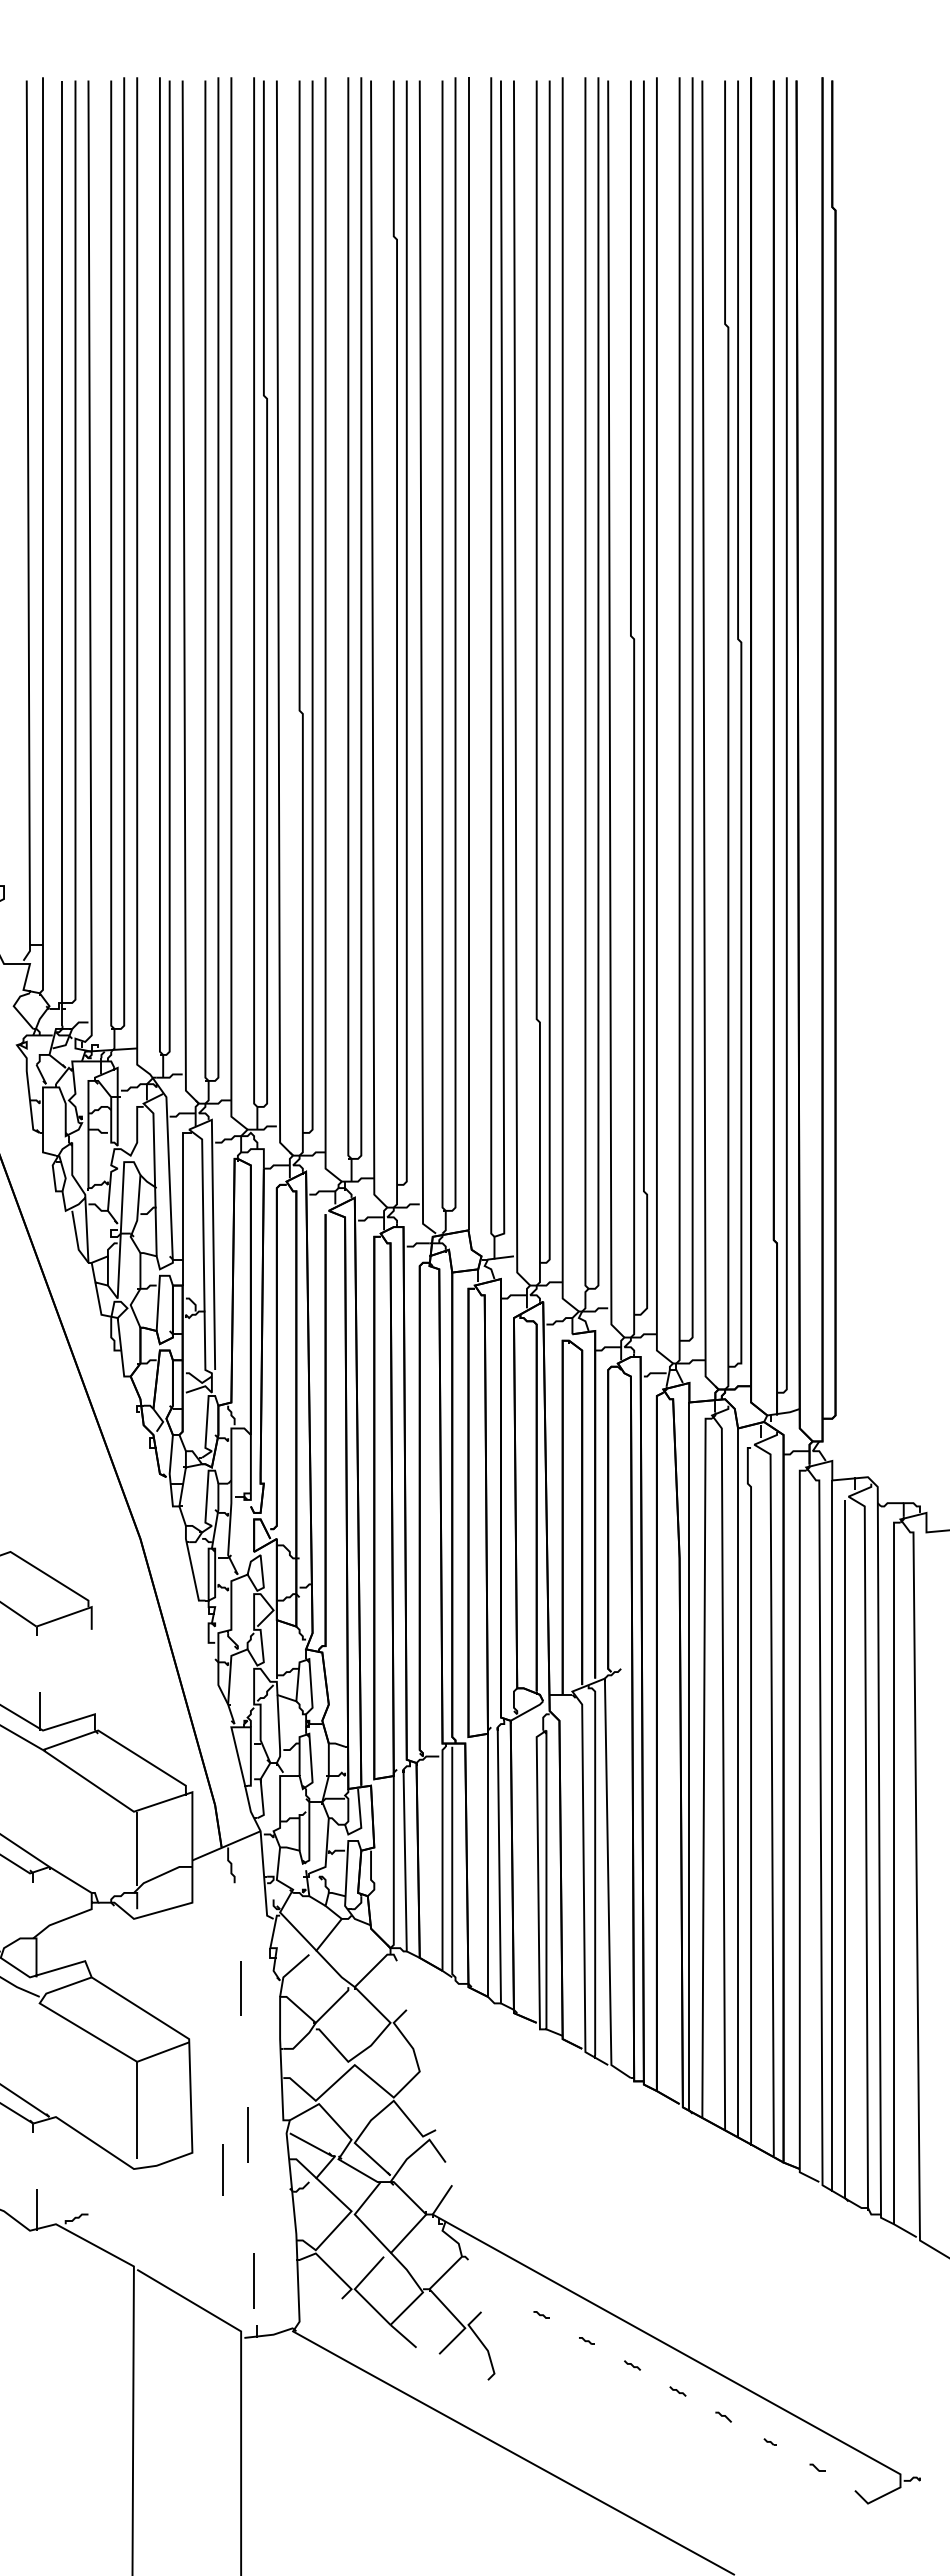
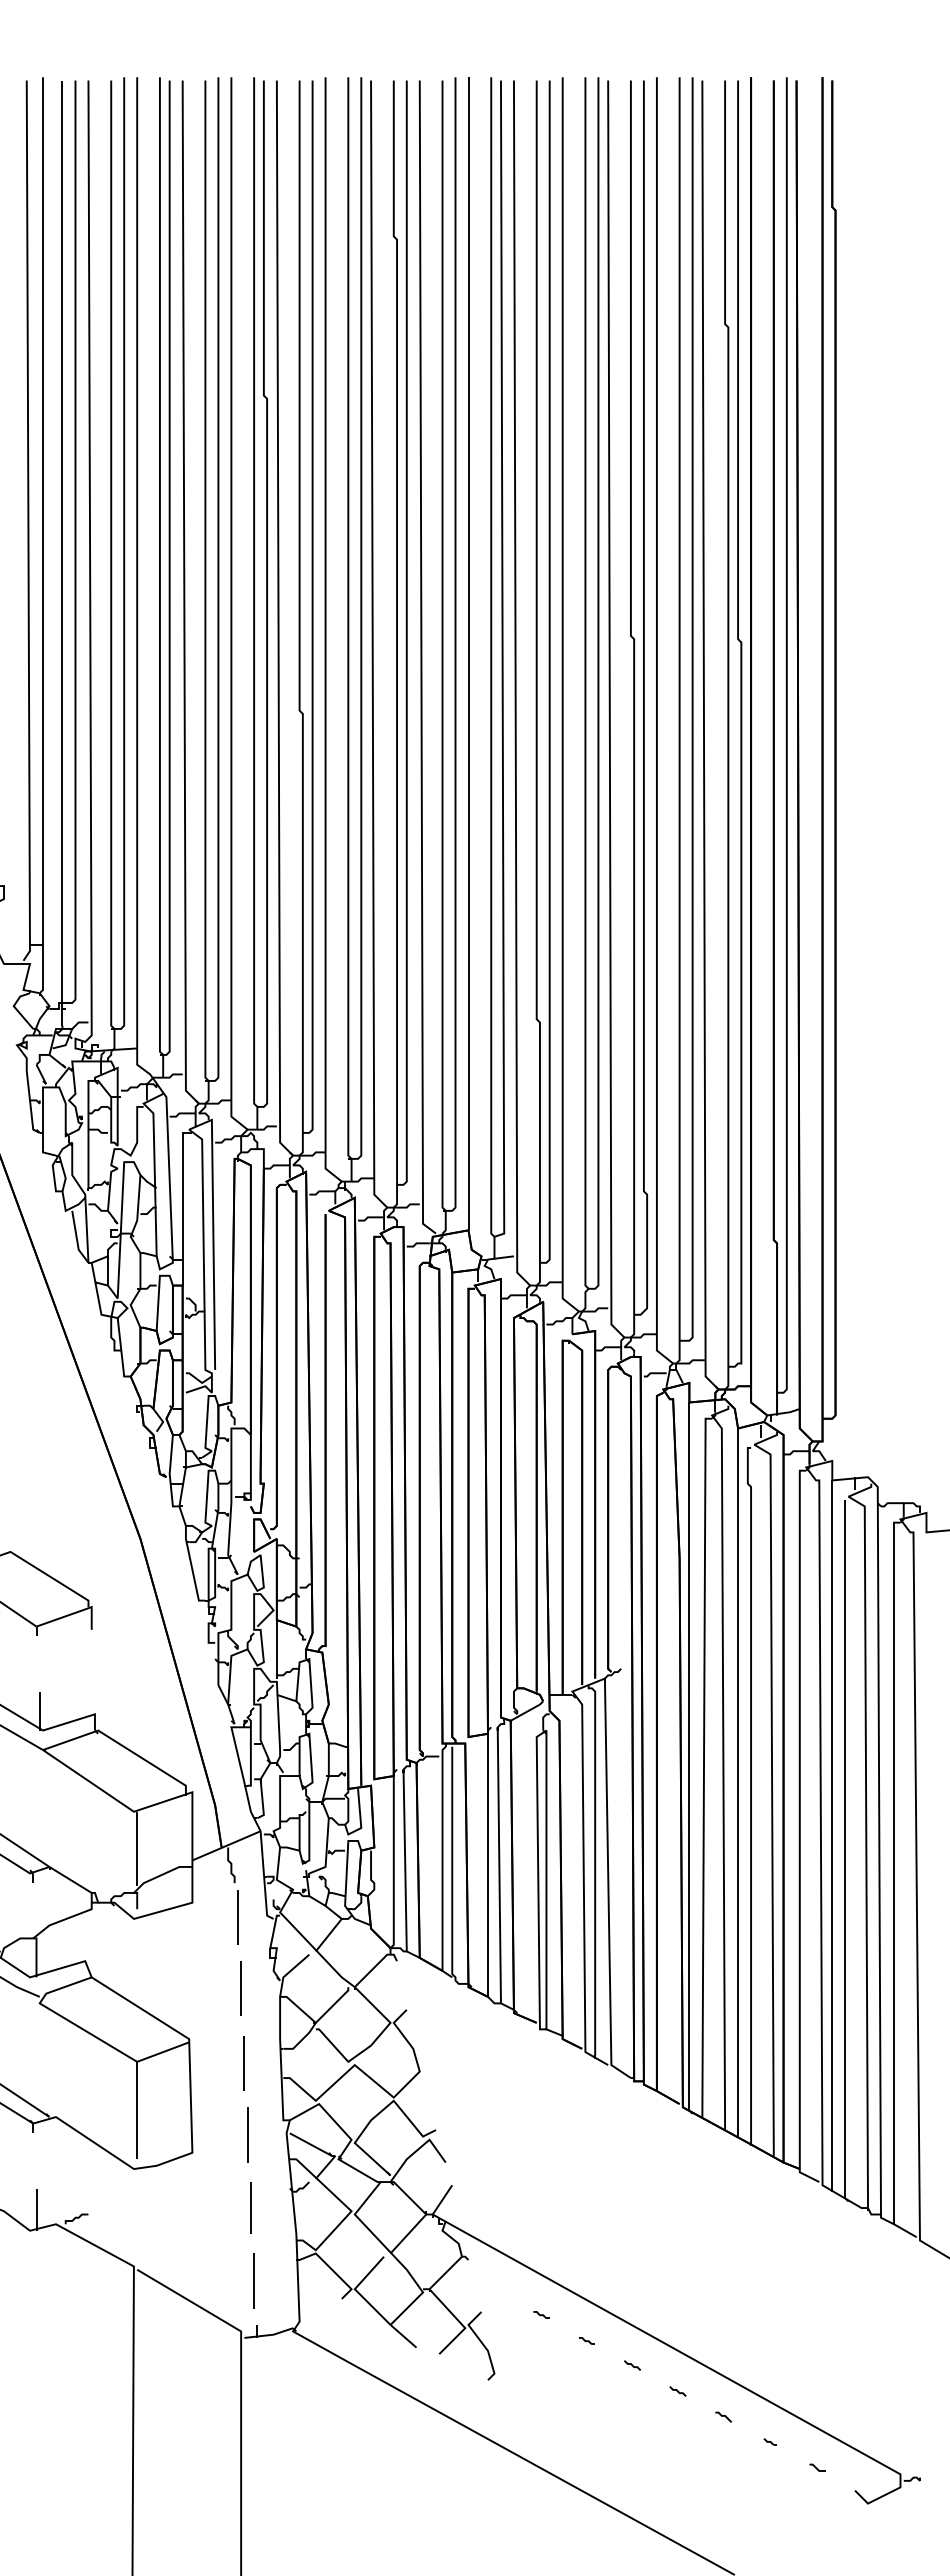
line: none -> present (237, 1917)
line: none -> present (243, 2063)
line position: (222, 2169) -> (250, 2207) (250, 2207)
